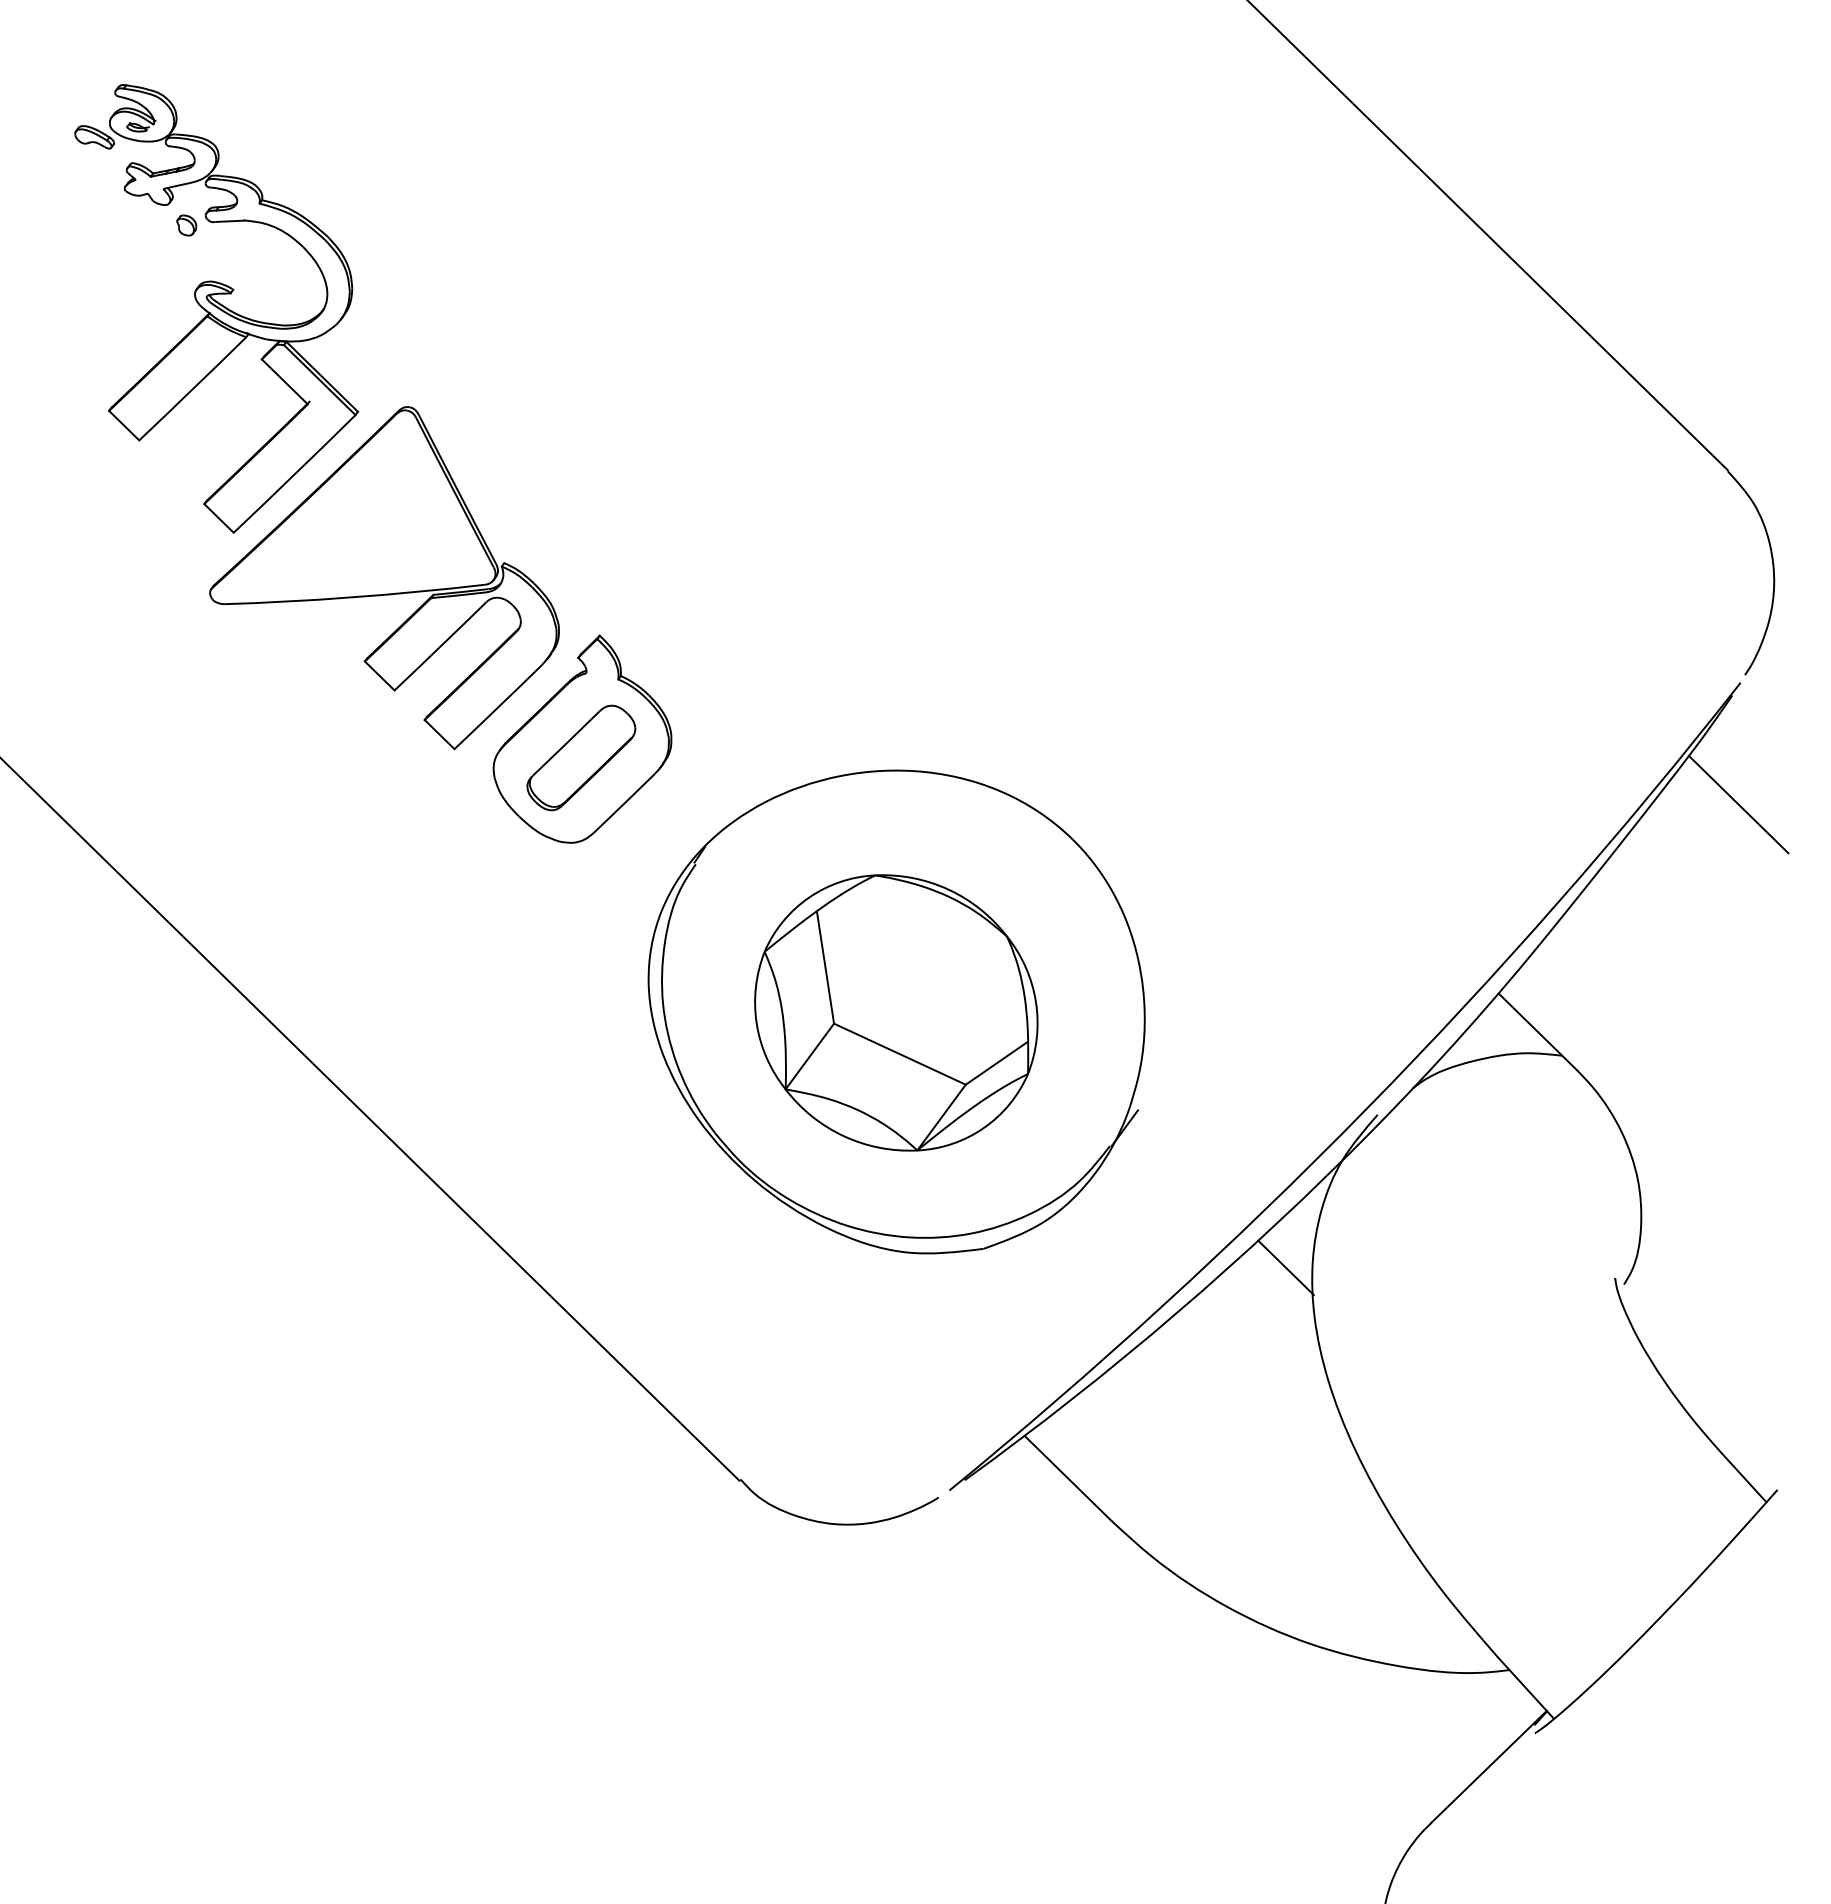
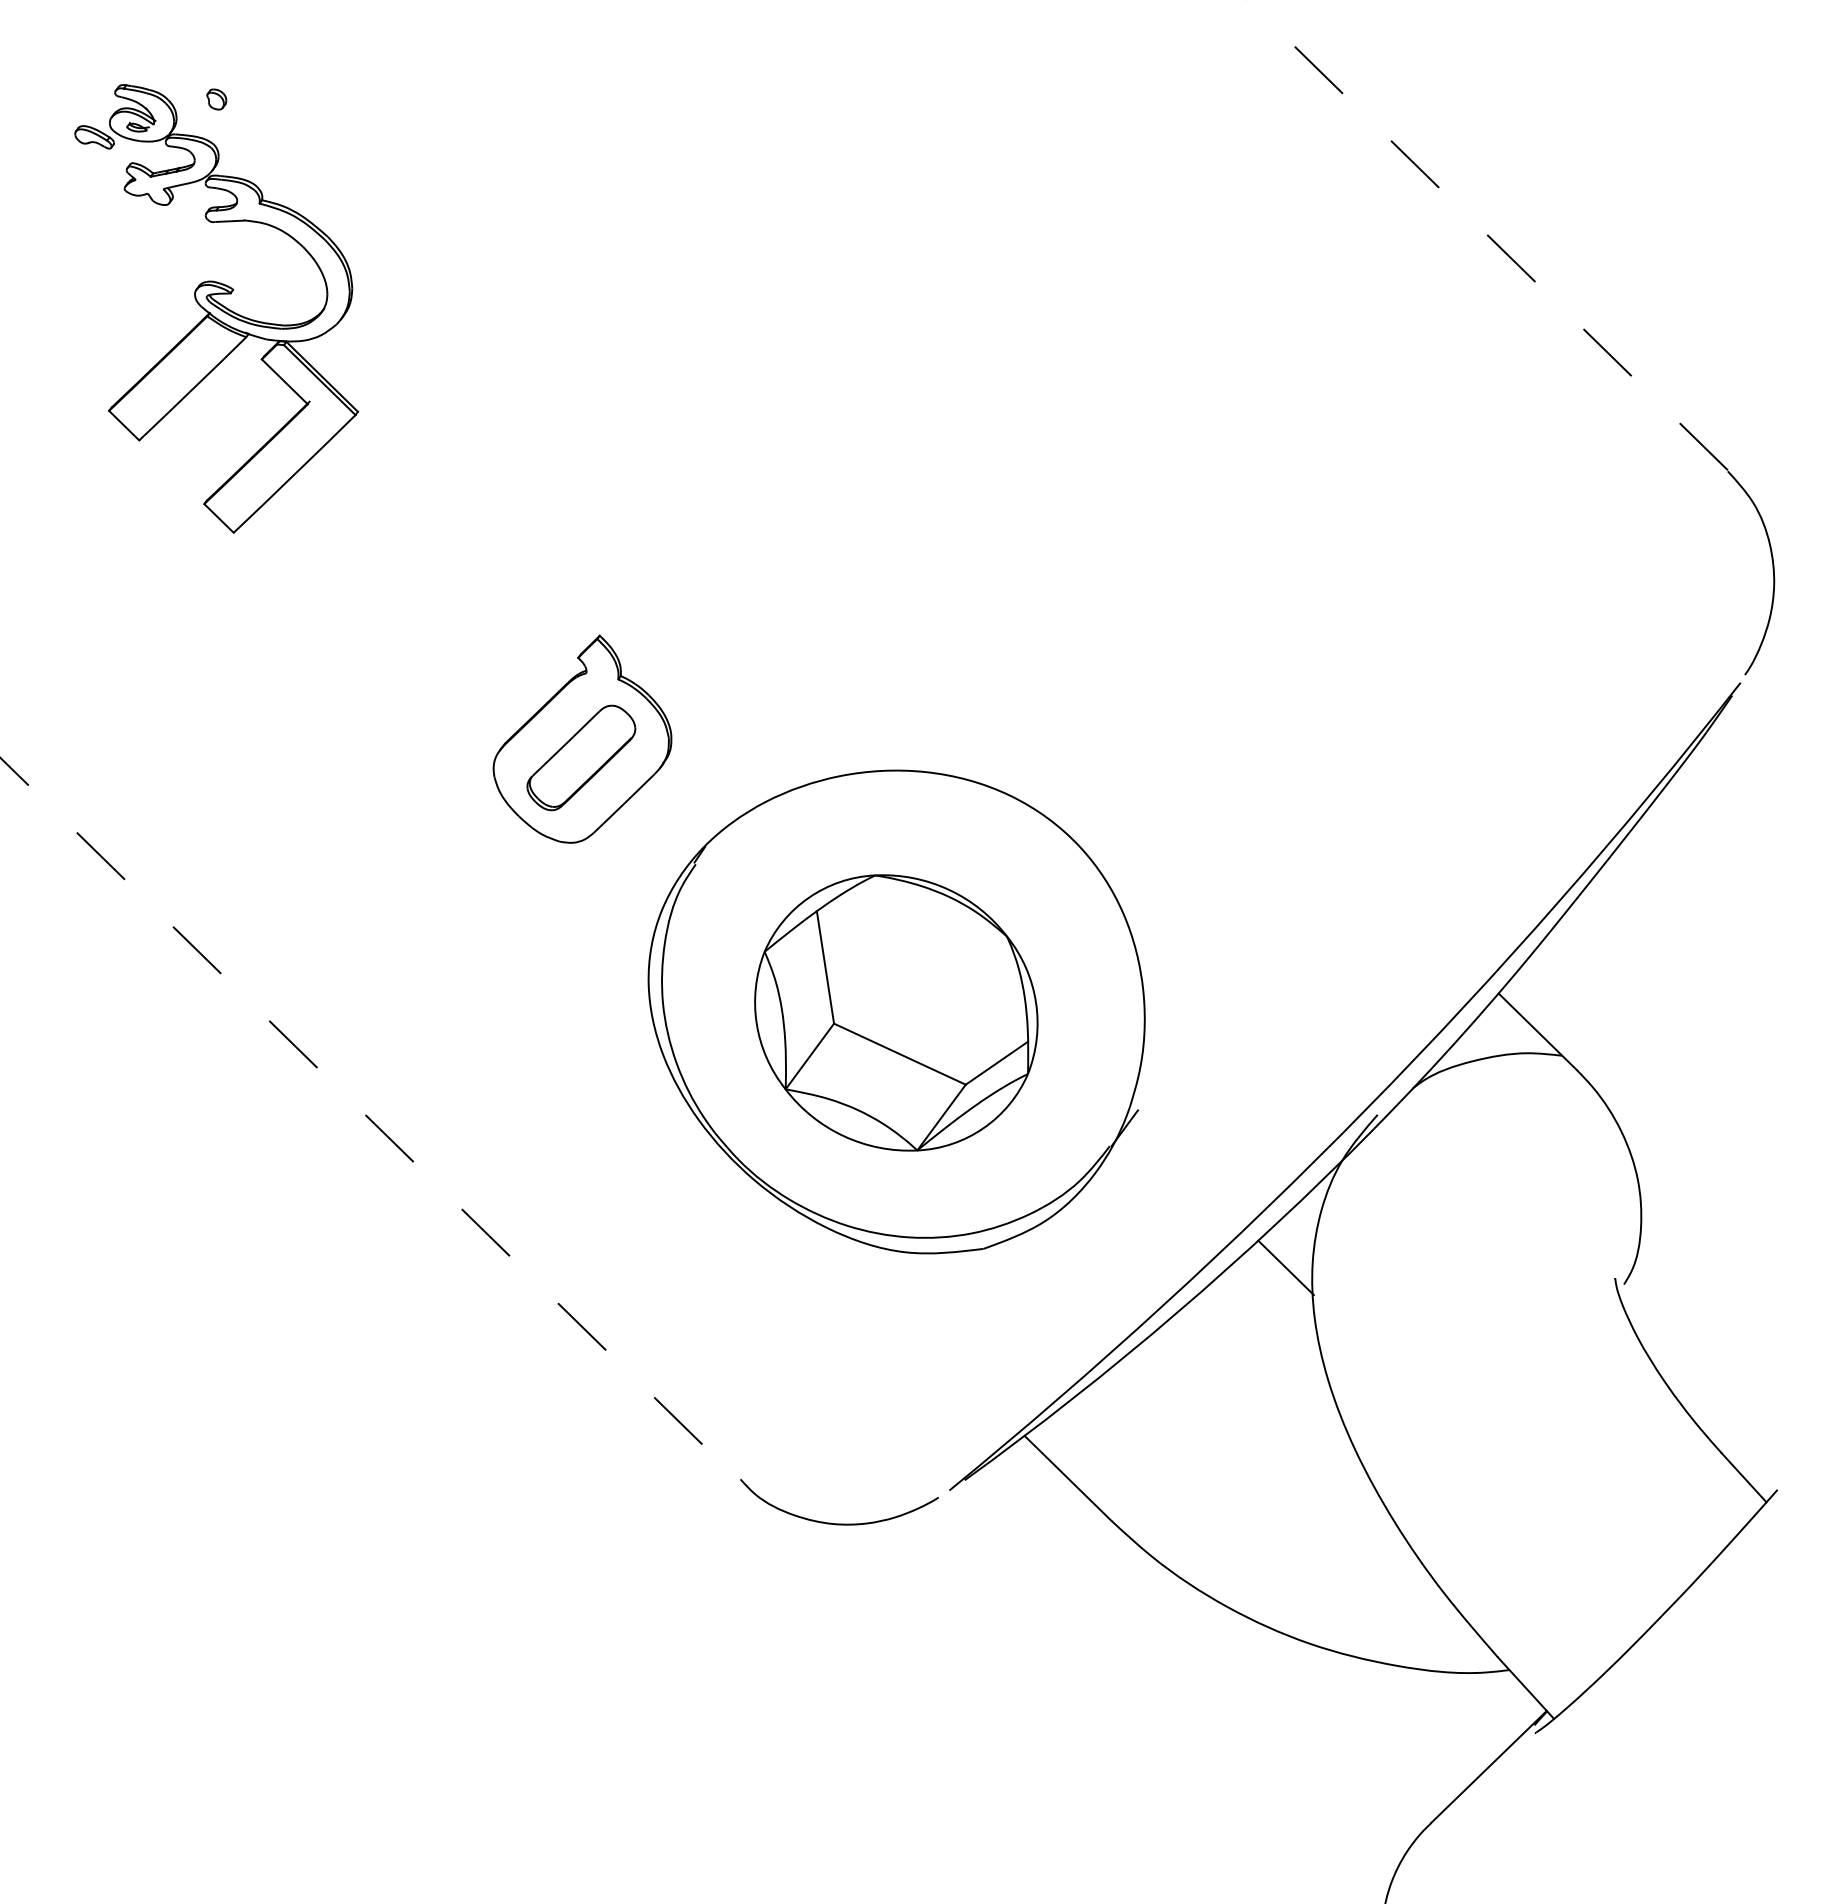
part position: (186, 225) -> (216, 99) (216, 99)
line: solid -> dashed (1487, 235)
part: present -> none (384, 578)
line: present -> none (1738, 804)
line: solid -> dashed (370, 1119)
